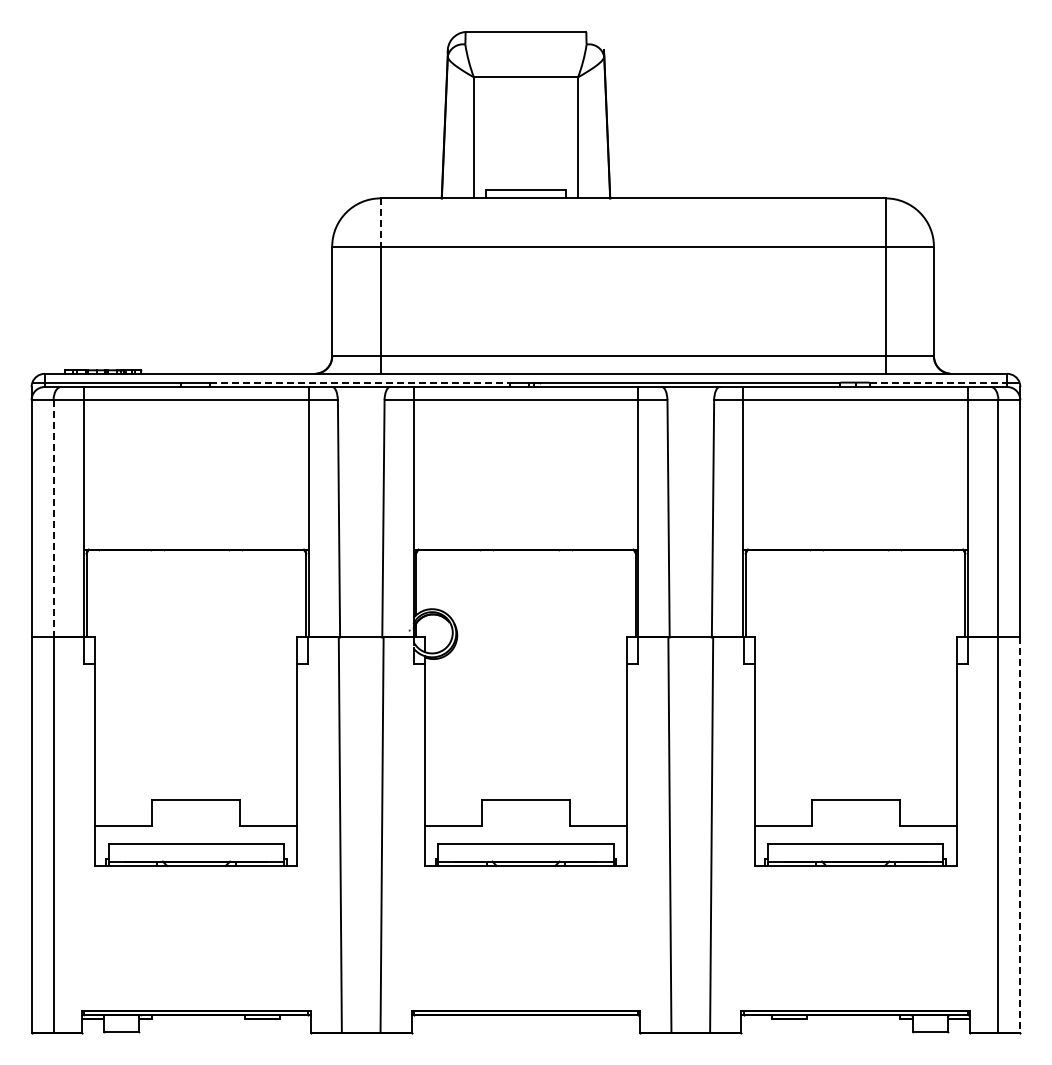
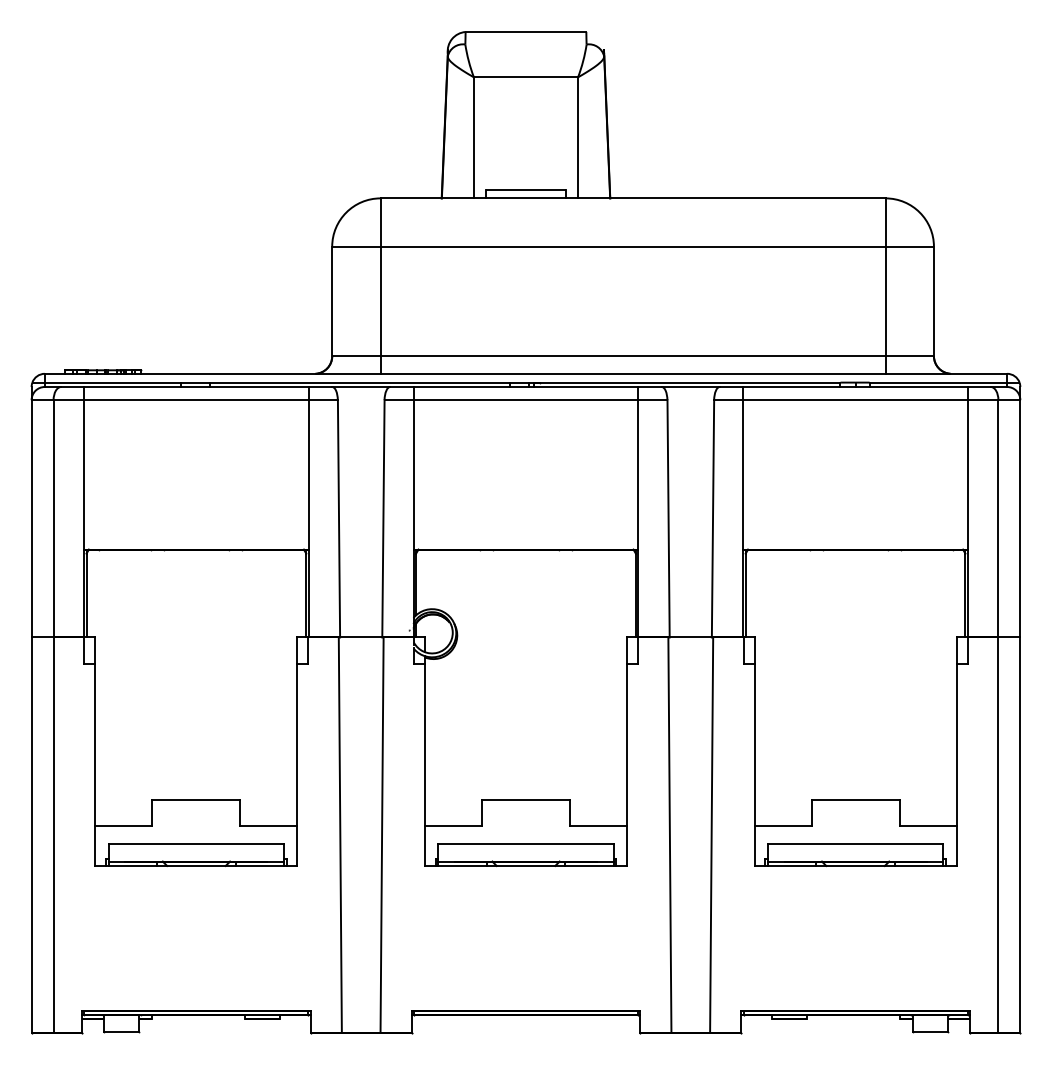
line: dashed -> solid (380, 223)
line: dashed -> solid (359, 382)
line: dashed -> solid (938, 382)
line: dashed -> solid (53, 518)
line: dashed -> solid (1020, 835)
